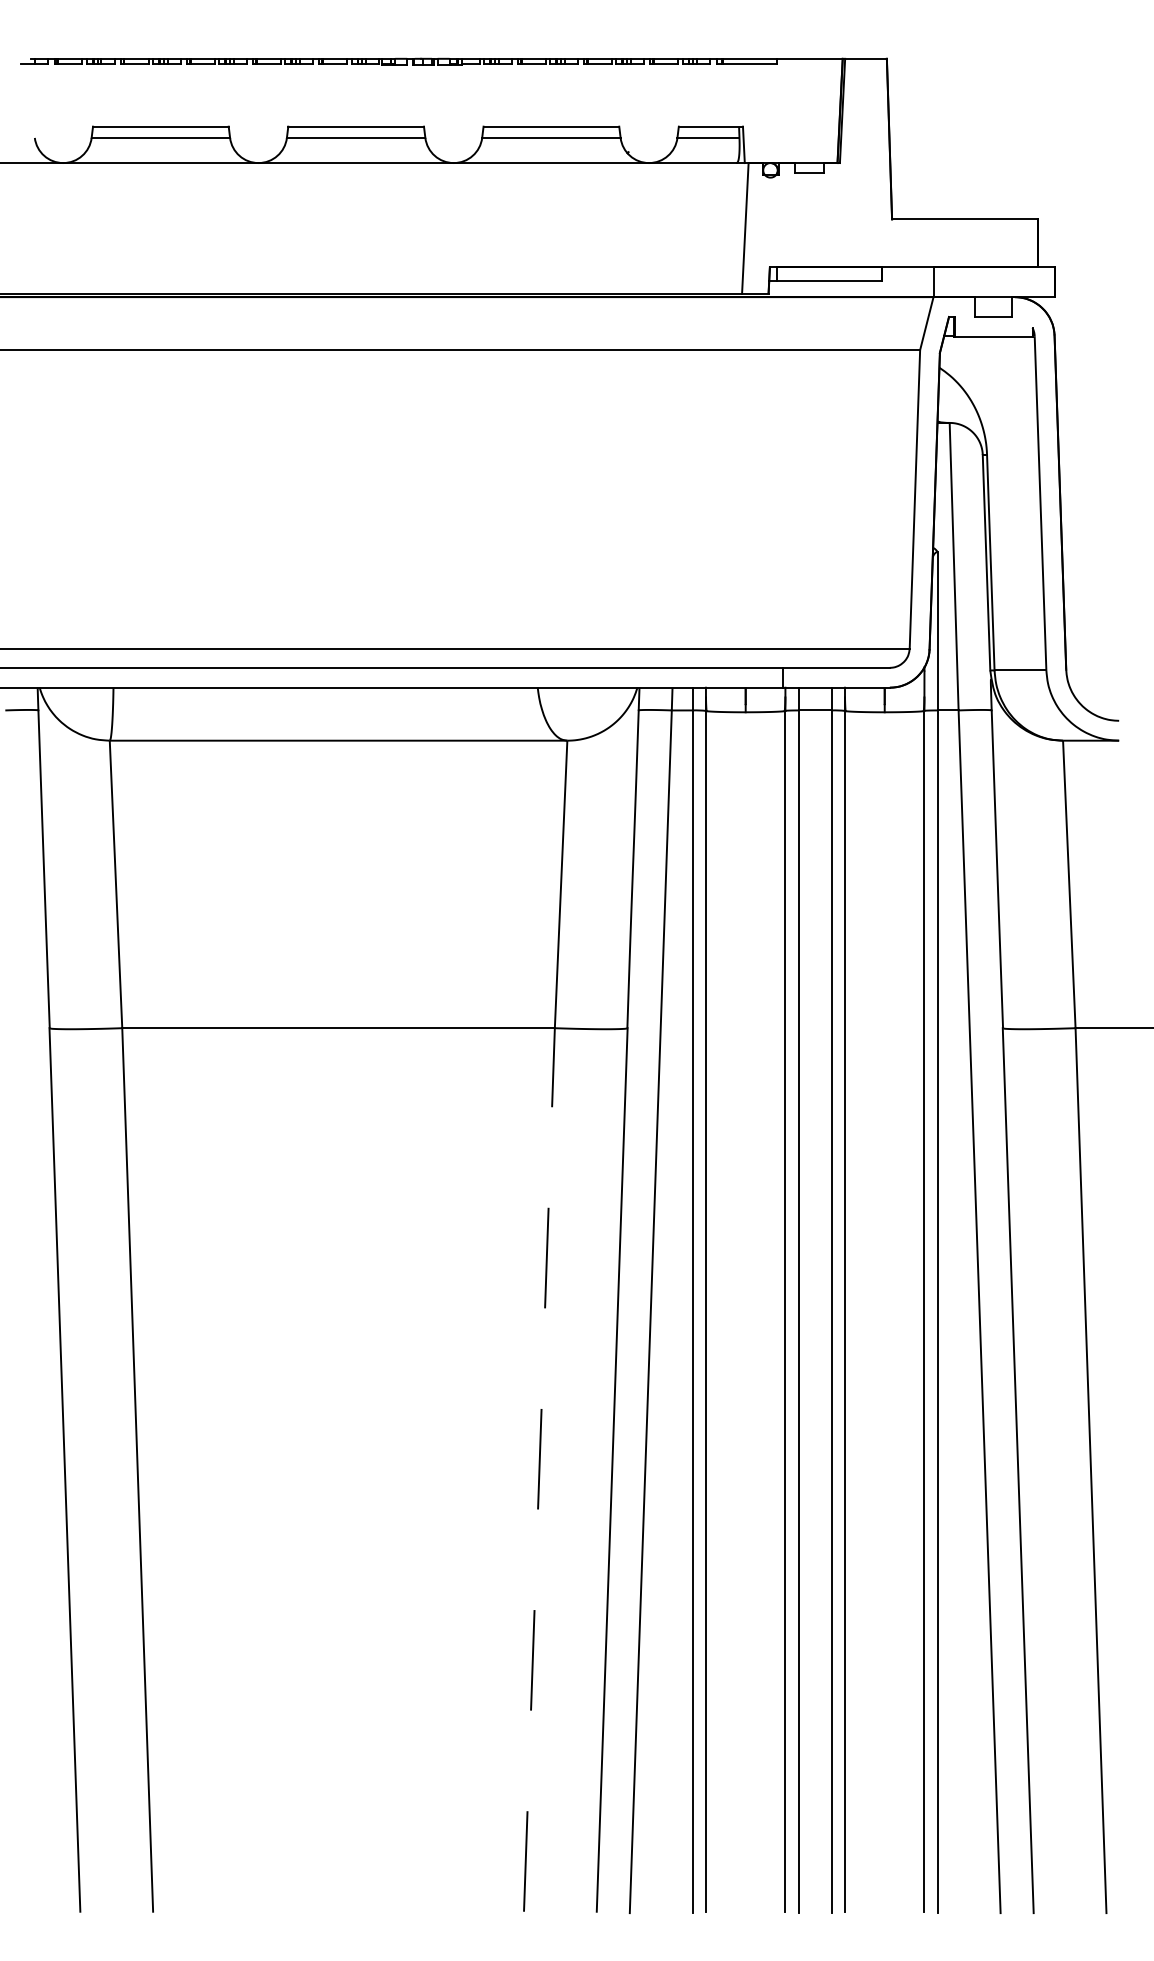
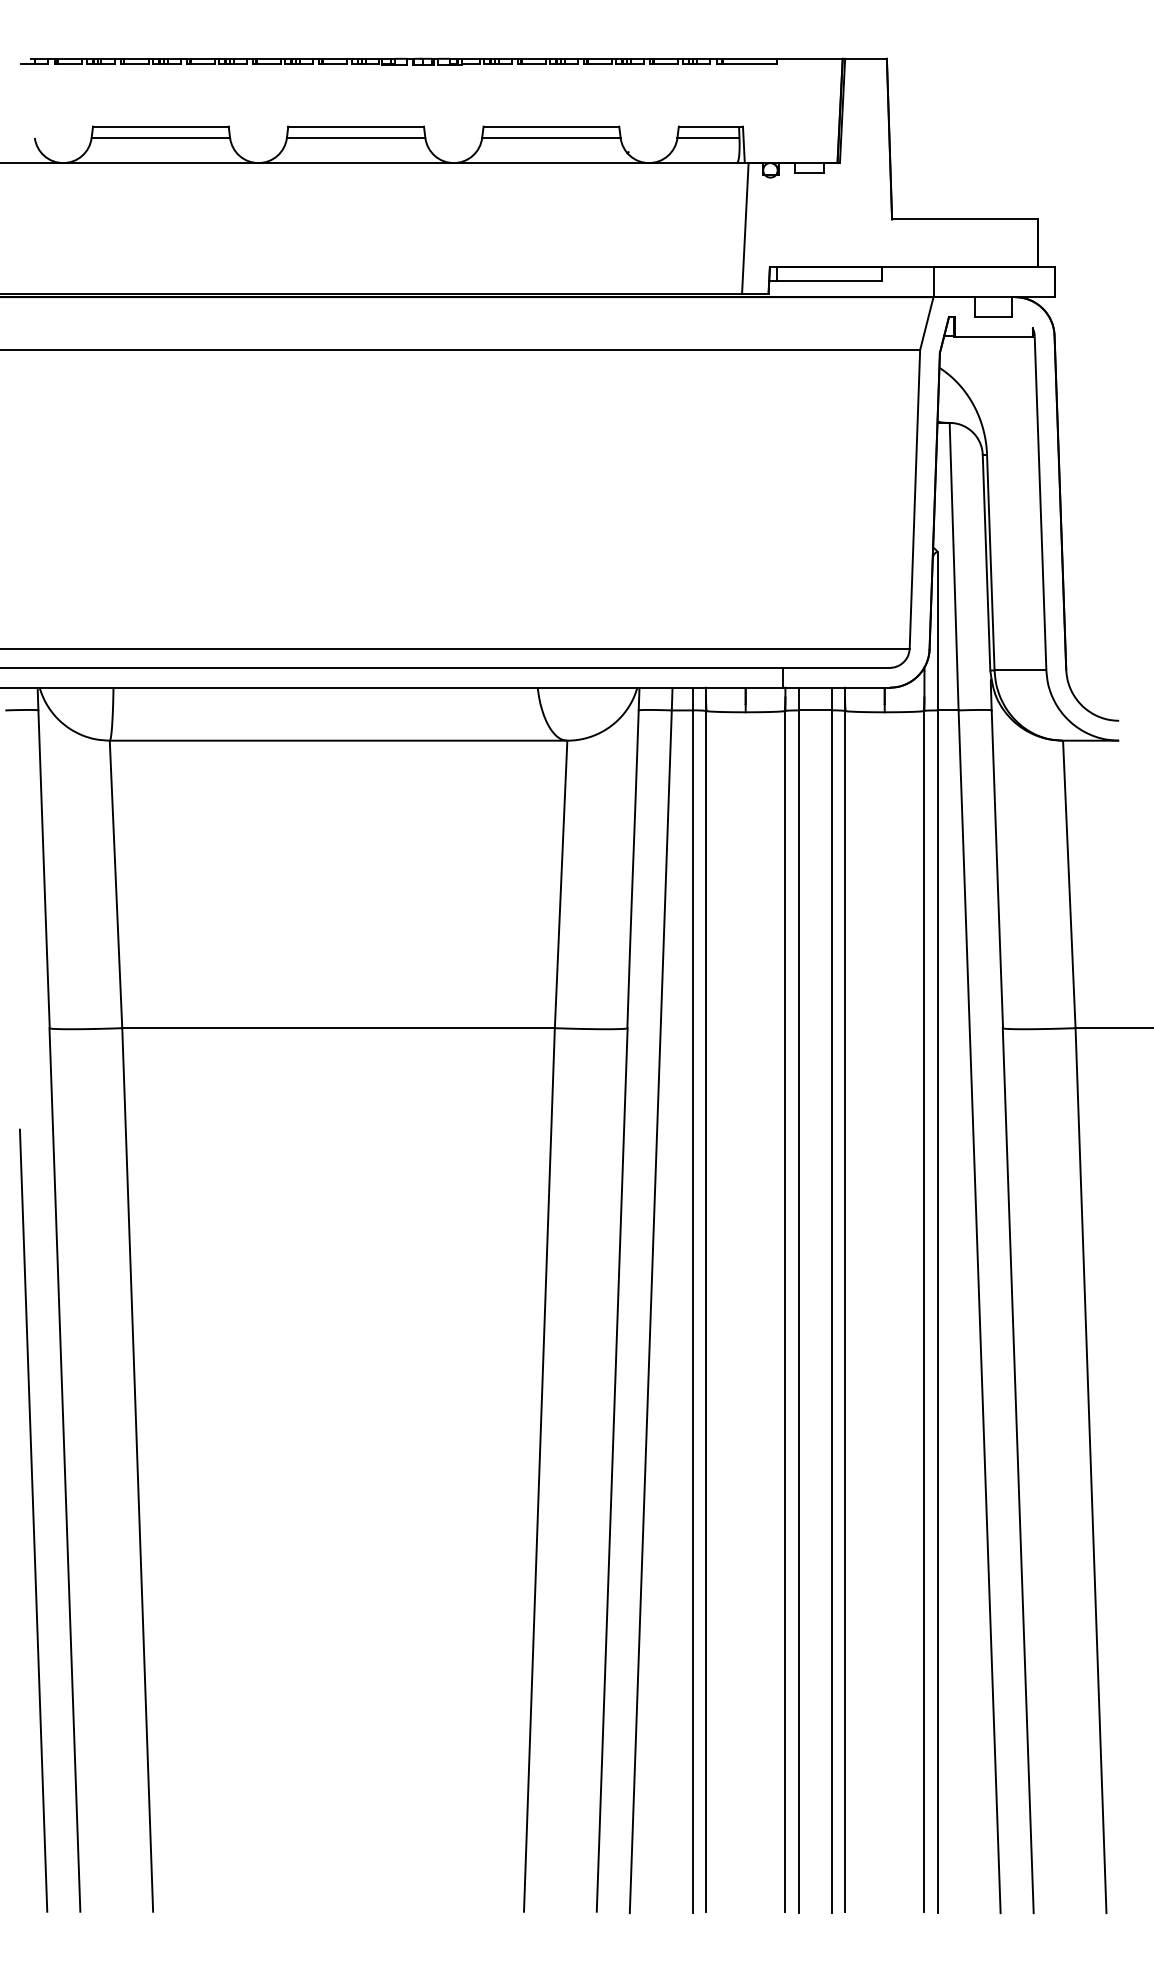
line: dashed -> solid (539, 1469)
line: none -> present (33, 1520)
